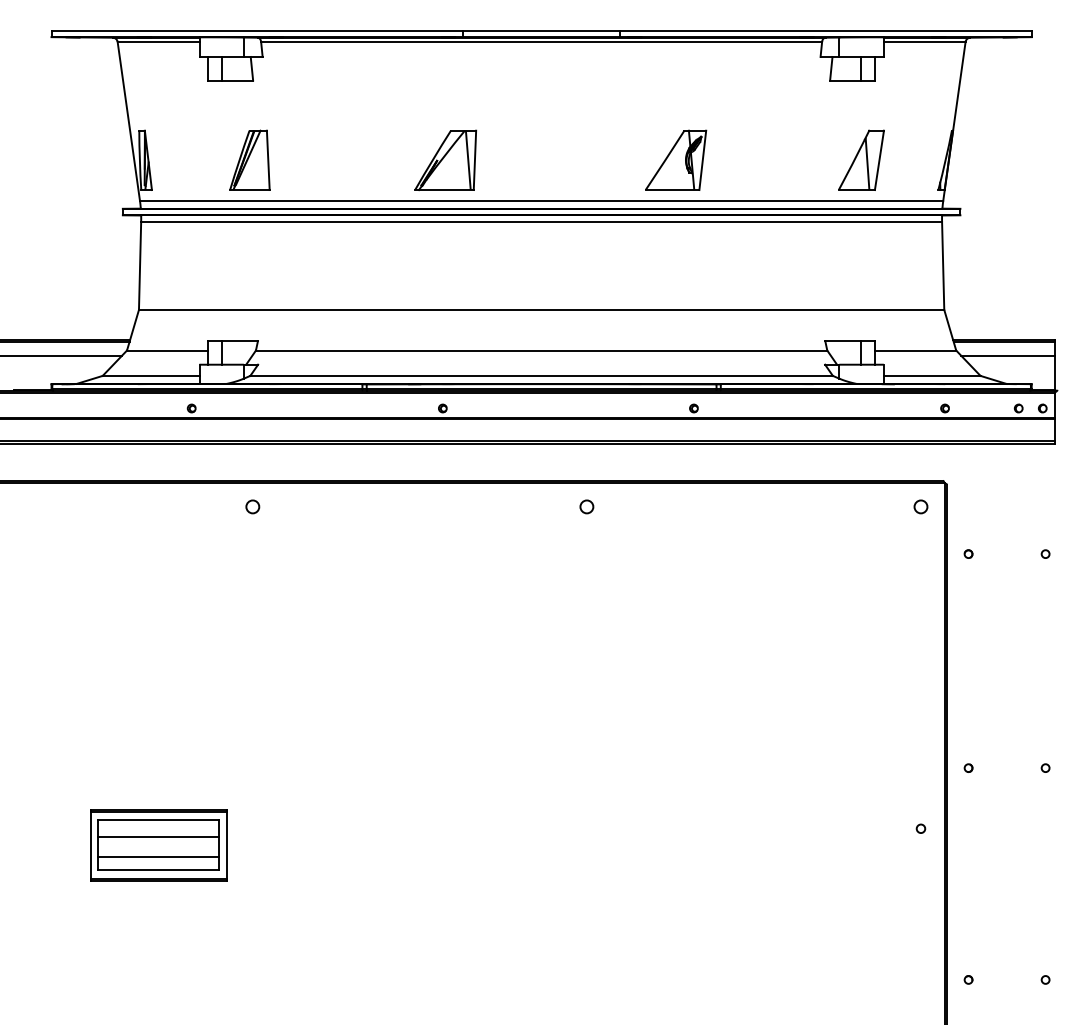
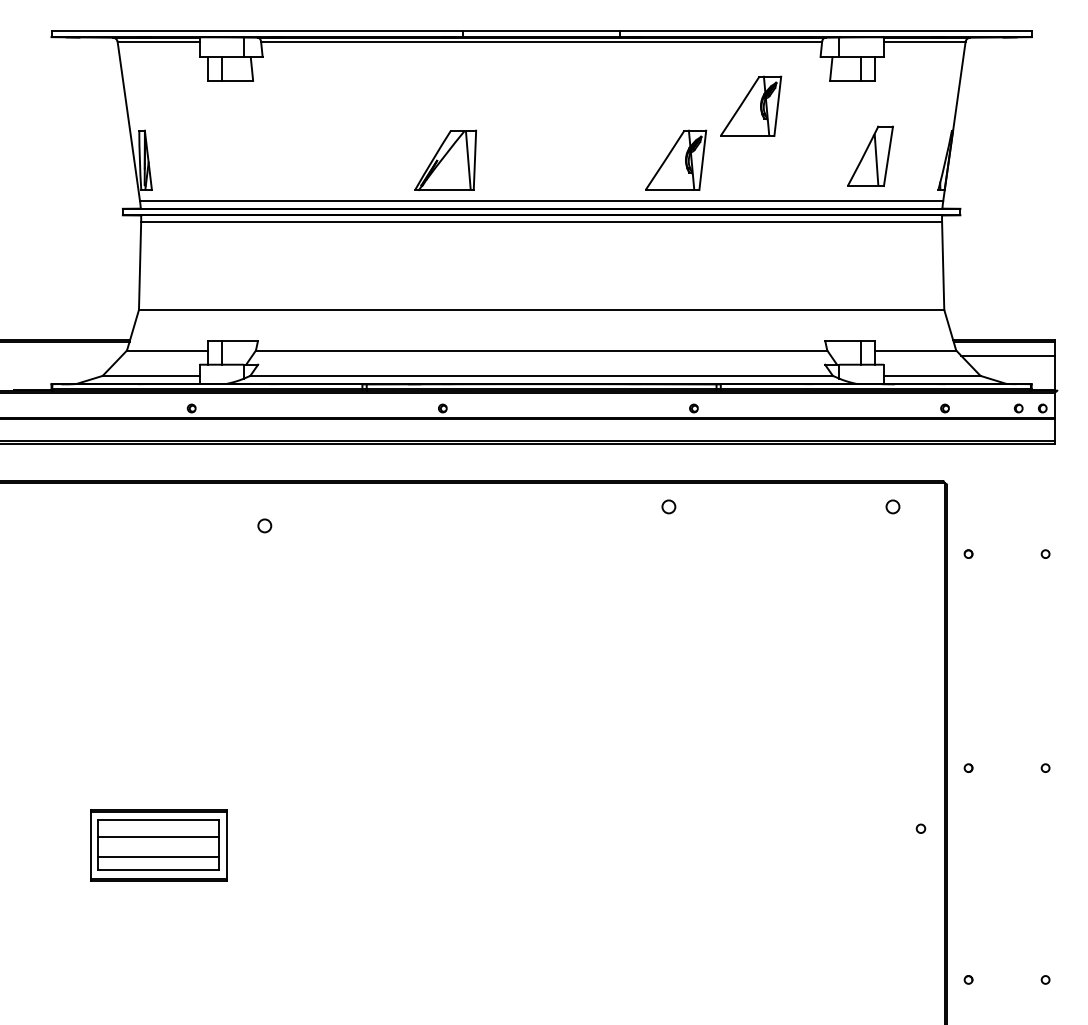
part: none -> present (751, 105)
part: present -> none (249, 159)
part position: (861, 159) -> (870, 155) (870, 155)
line: present -> none (62, 355)
circle position: (252, 506) -> (264, 525) (264, 525)
circle position: (586, 506) -> (668, 506) (668, 506)
circle position: (920, 506) -> (892, 506) (892, 506)
